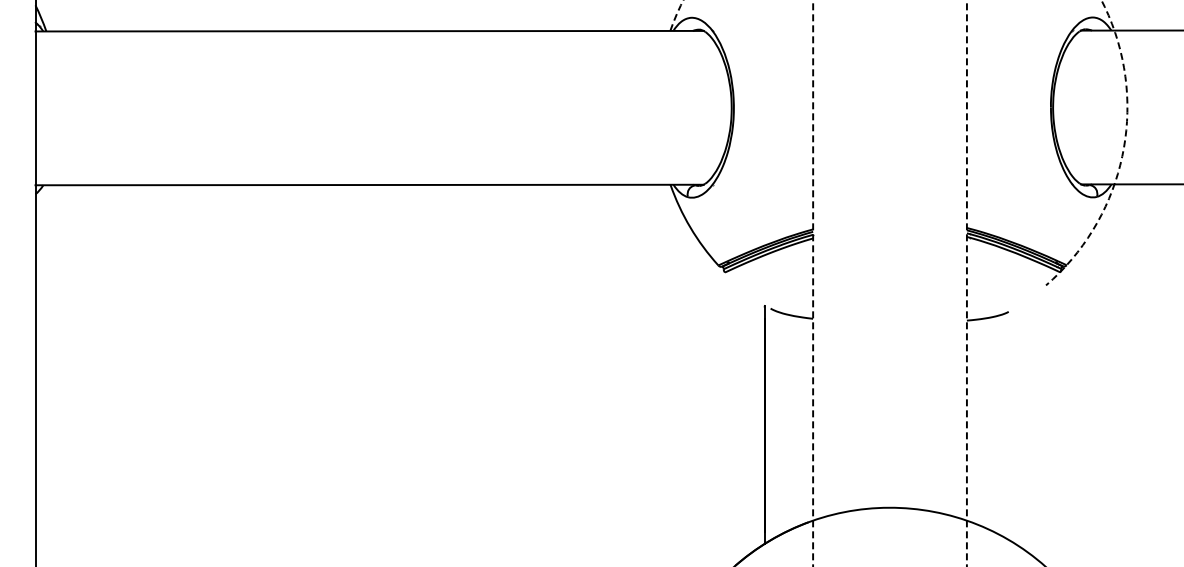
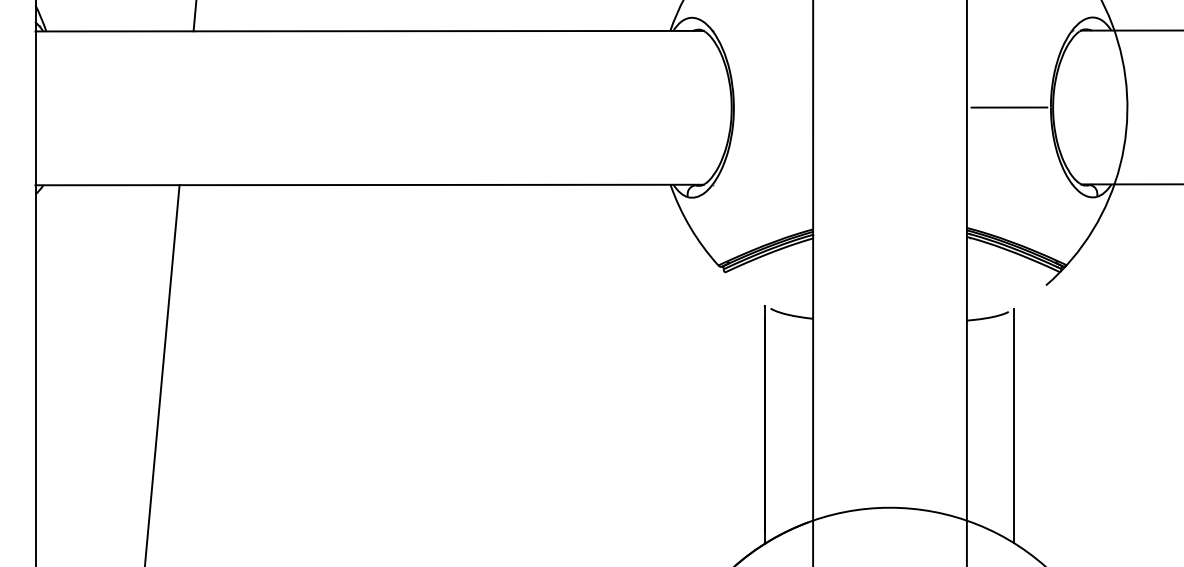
line: none -> present (194, 16)
line: none -> present (1009, 107)
arc: dashed -> solid (1125, 135)
line: dashed -> solid (813, 283)
line: dashed -> solid (966, 283)
line: none -> present (162, 374)
line: none -> present (1014, 425)
